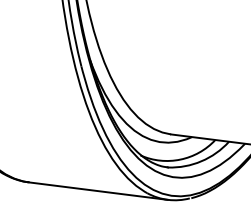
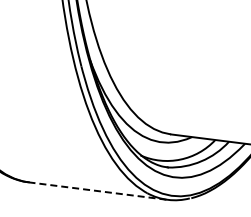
line: solid -> dashed (98, 191)
